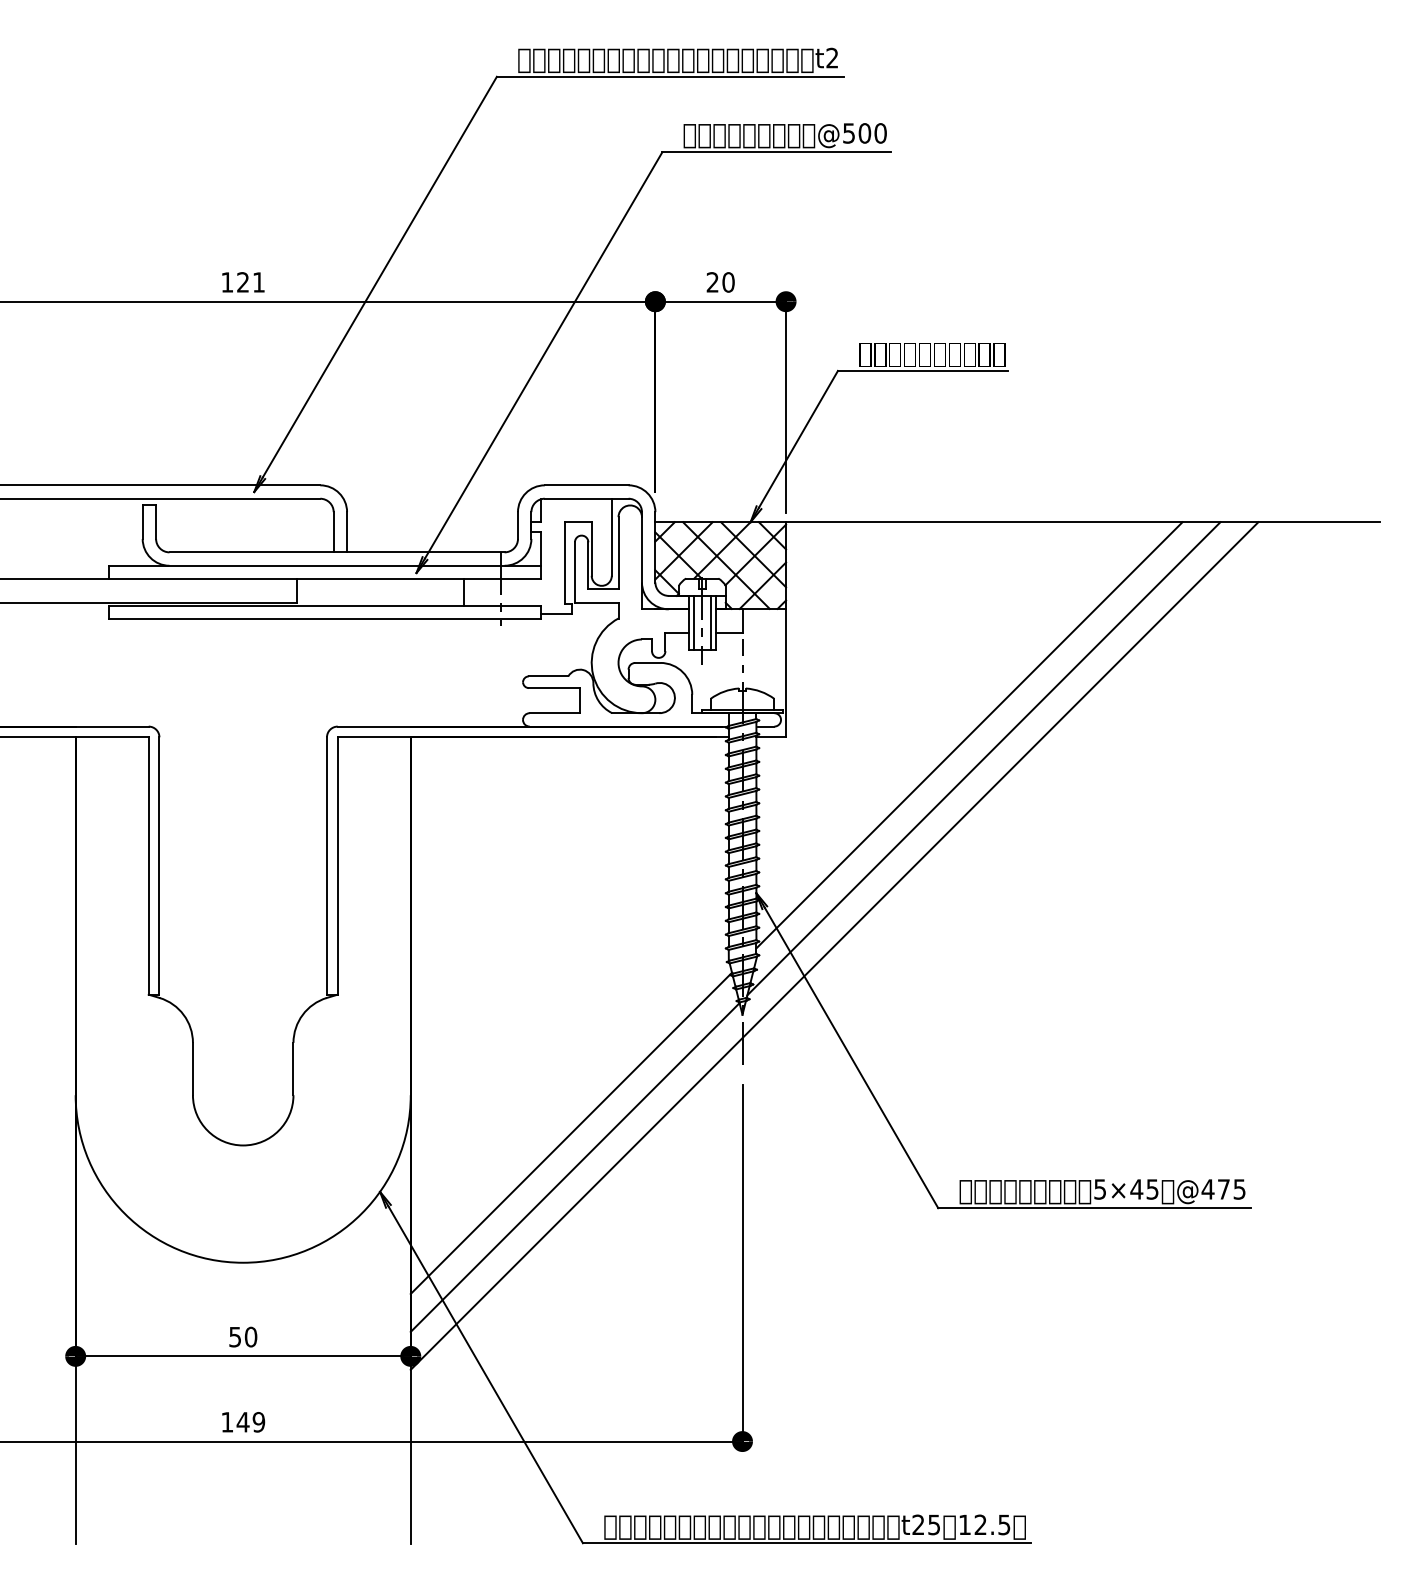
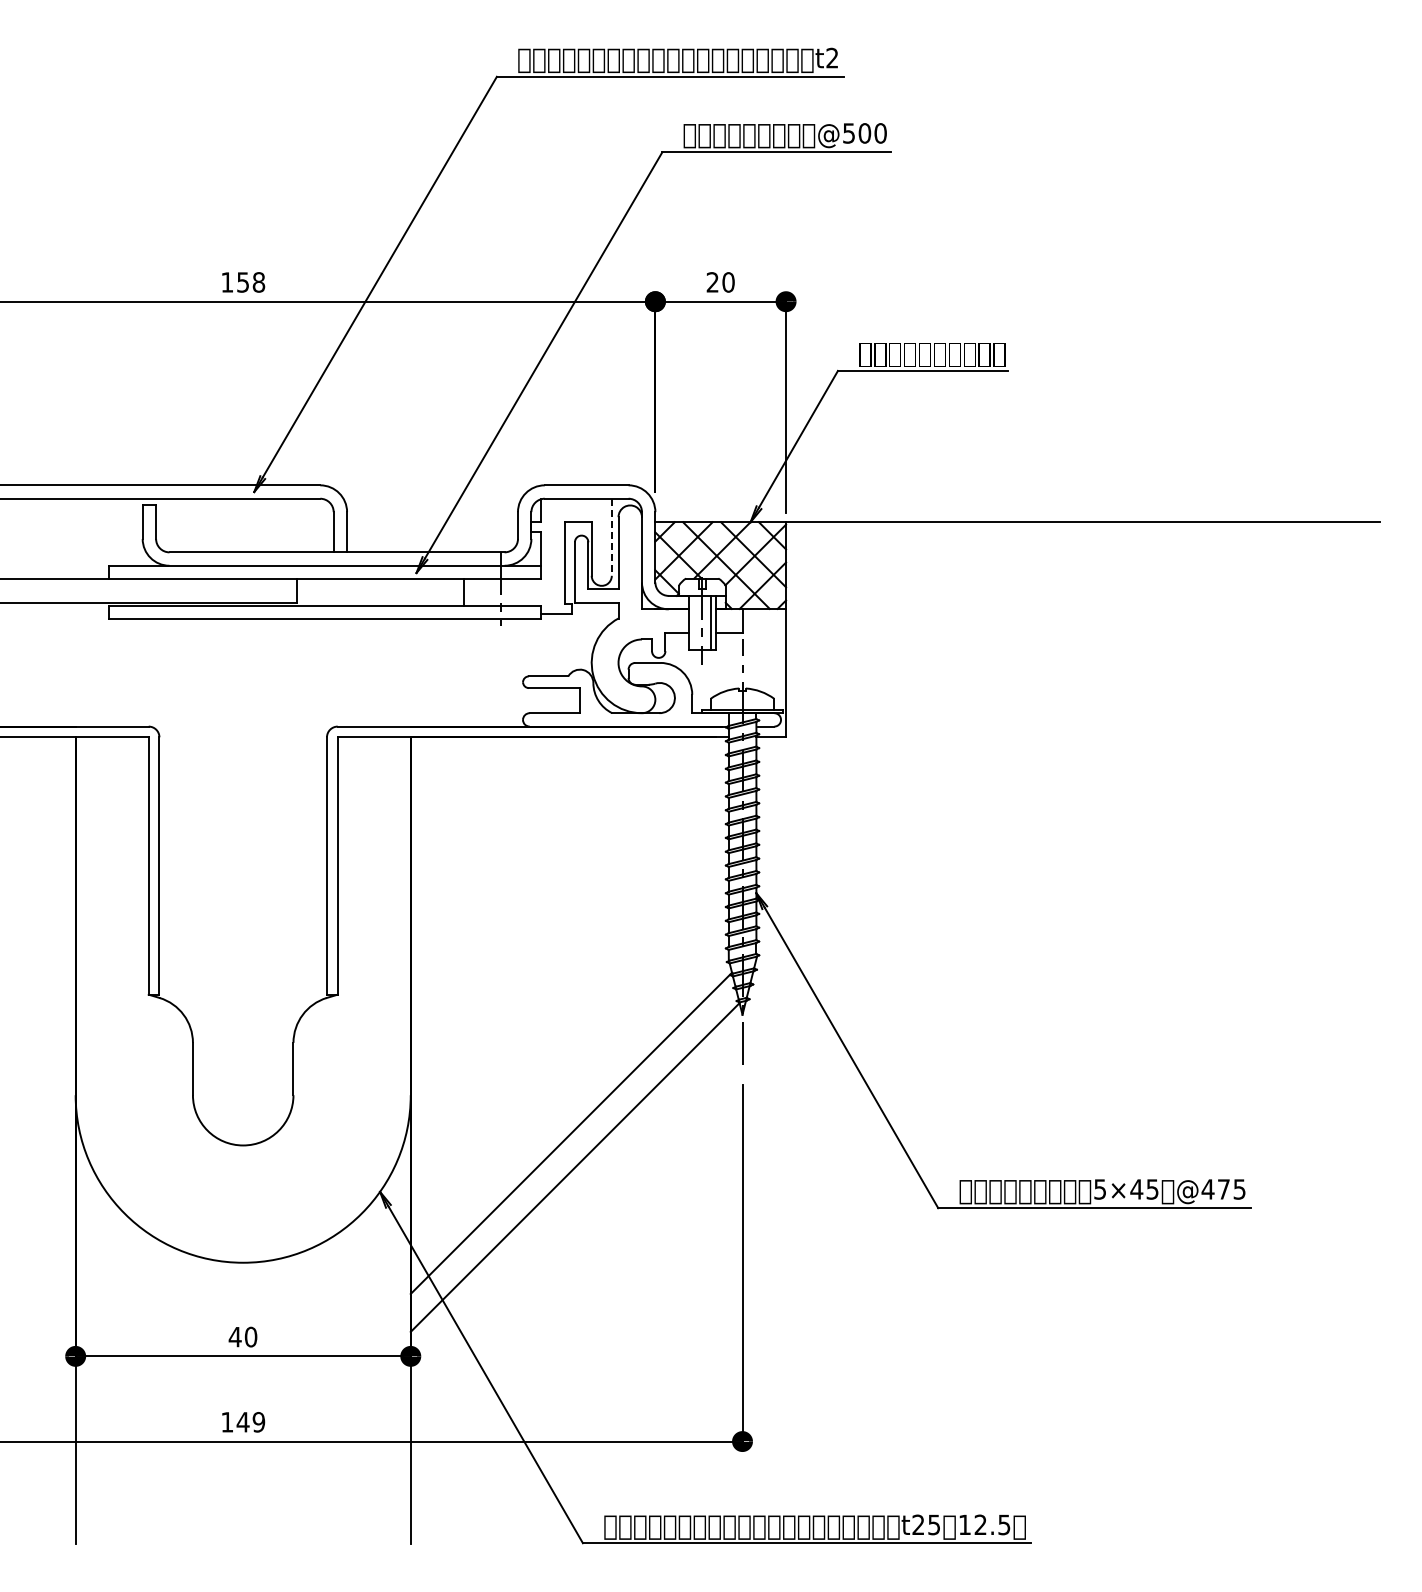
text: 121 -> 158 (251, 282)
line: solid -> dashed (611, 537)
line: present -> none (693, 622)
line: present -> none (969, 735)
line: present -> none (983, 758)
line: present -> none (834, 945)
text: 50 -> 40 (234, 1337)
